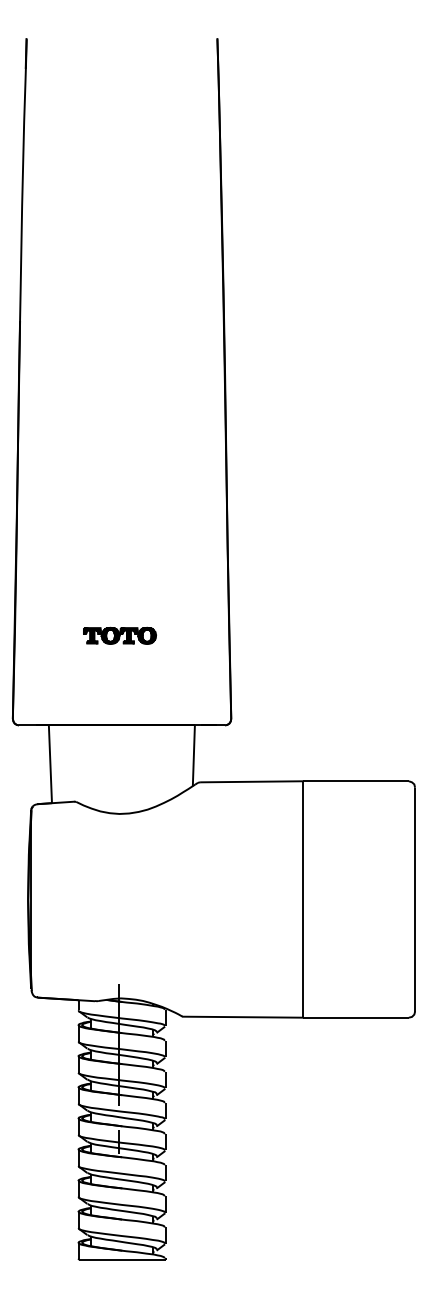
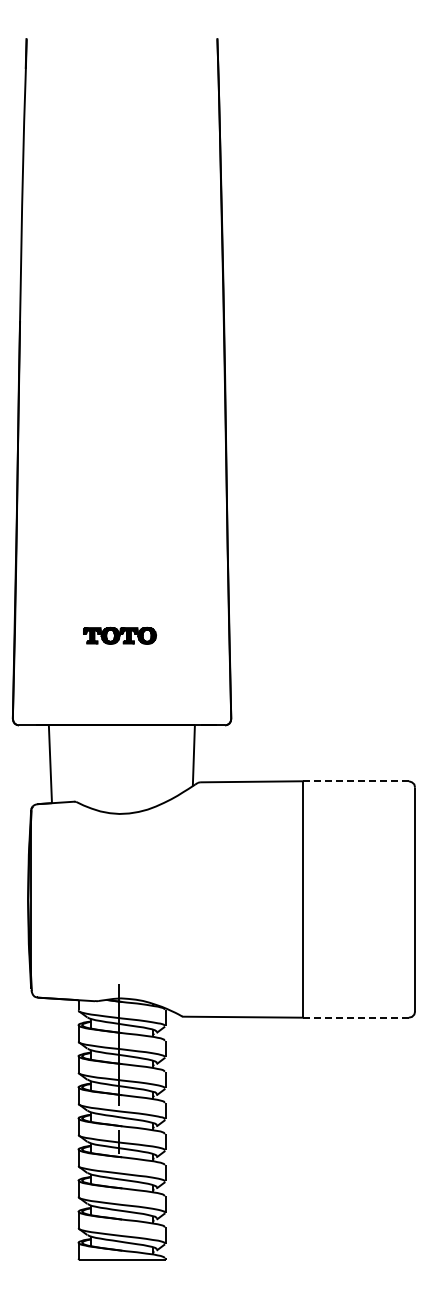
line: solid -> dashed (356, 781)
line: solid -> dashed (356, 1017)
